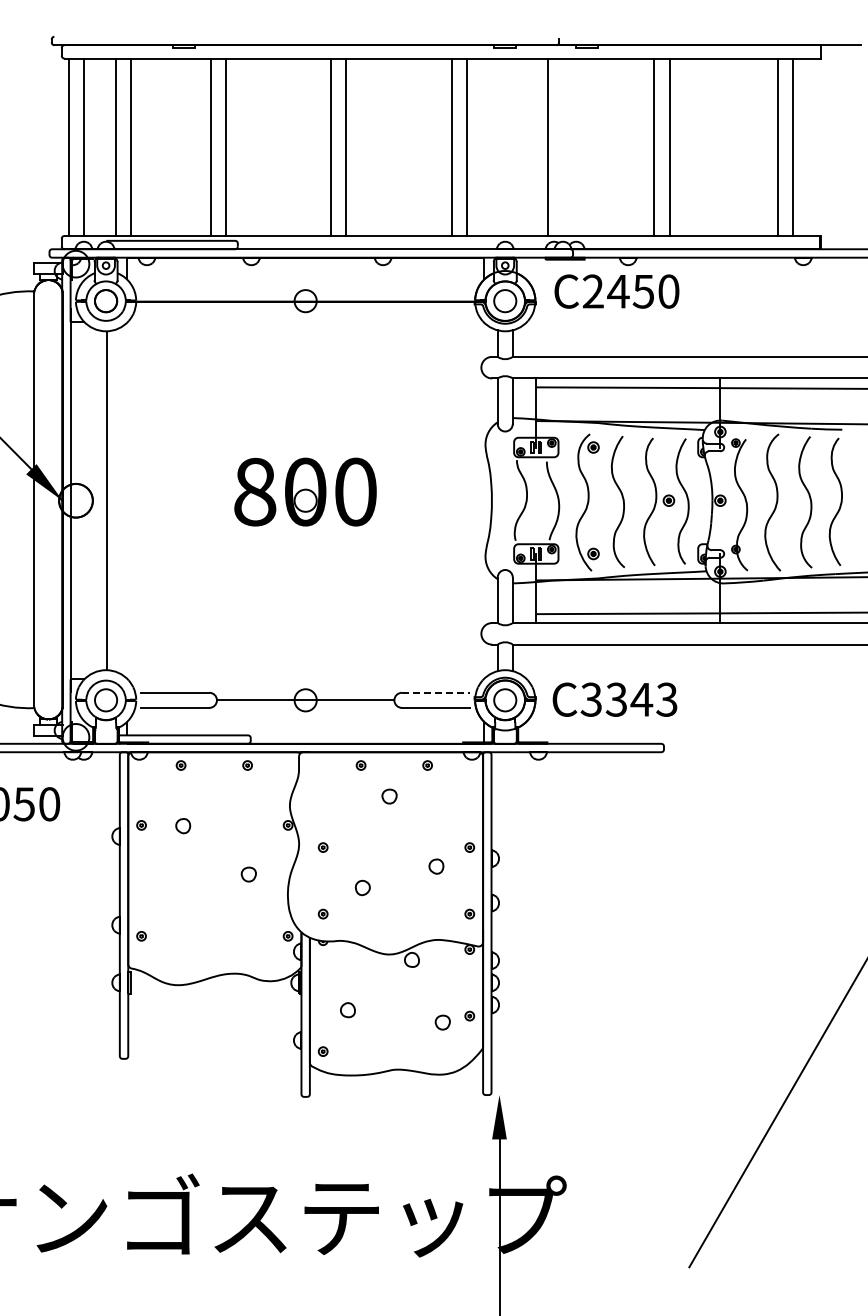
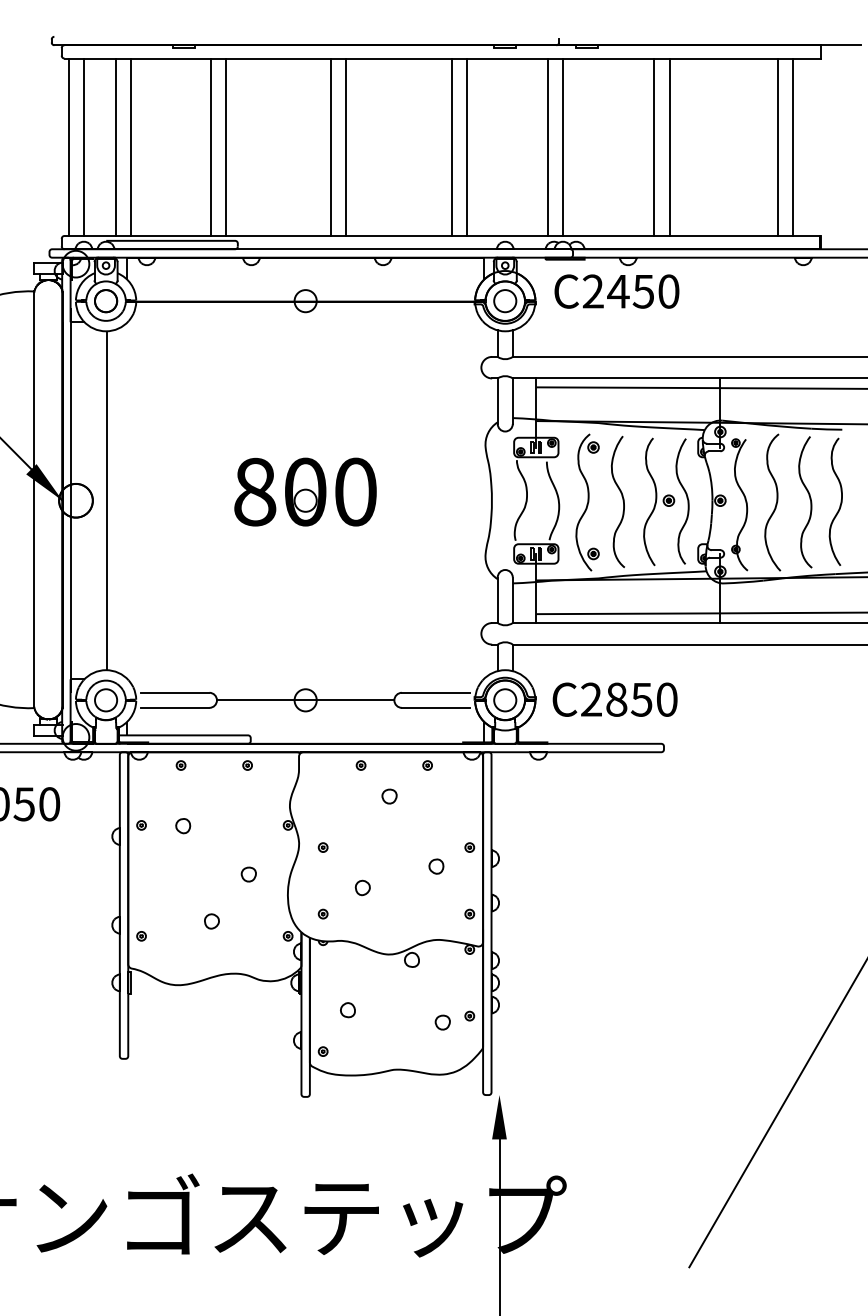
line: none -> present (562, 146)
line: dashed -> solid (436, 692)
text: C3343 -> C2850 (628, 699)
part: none -> present (211, 921)
